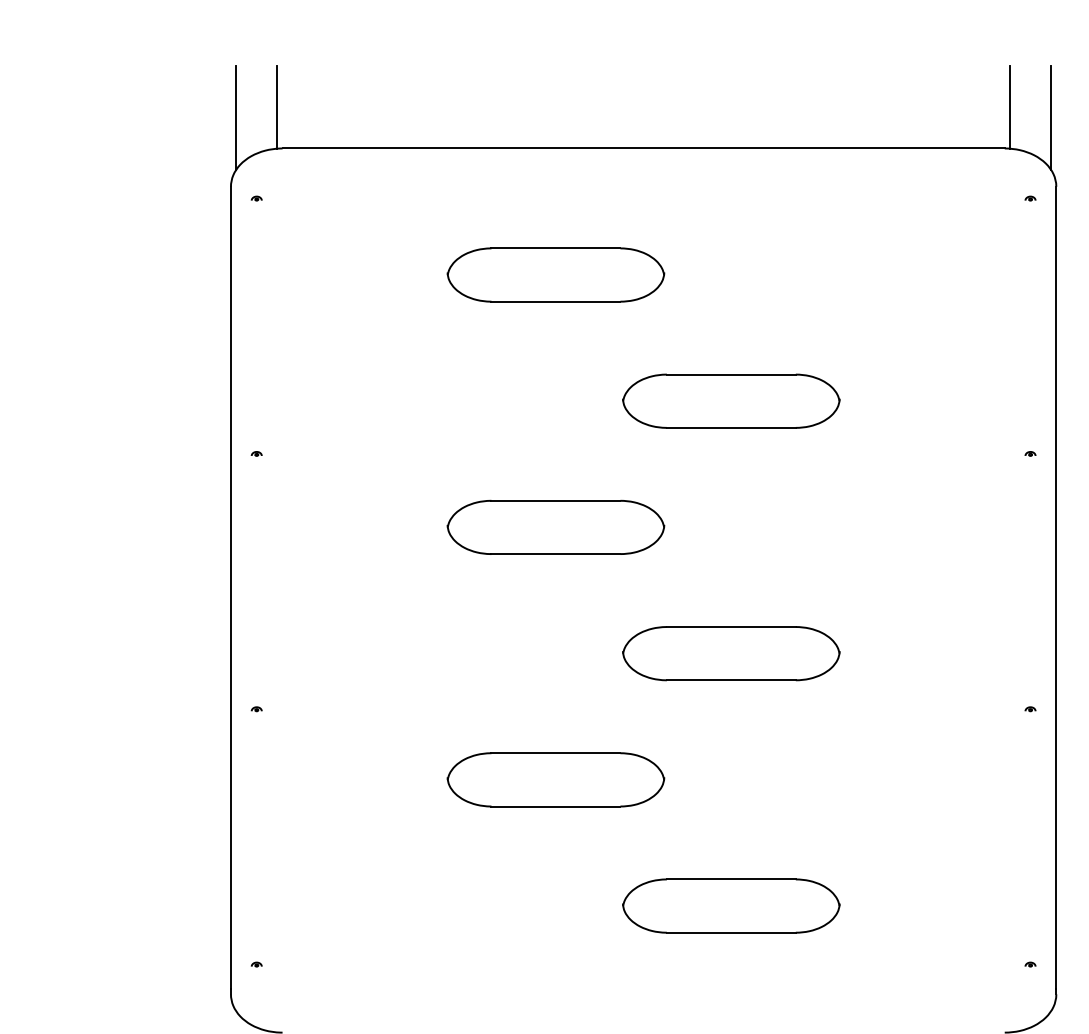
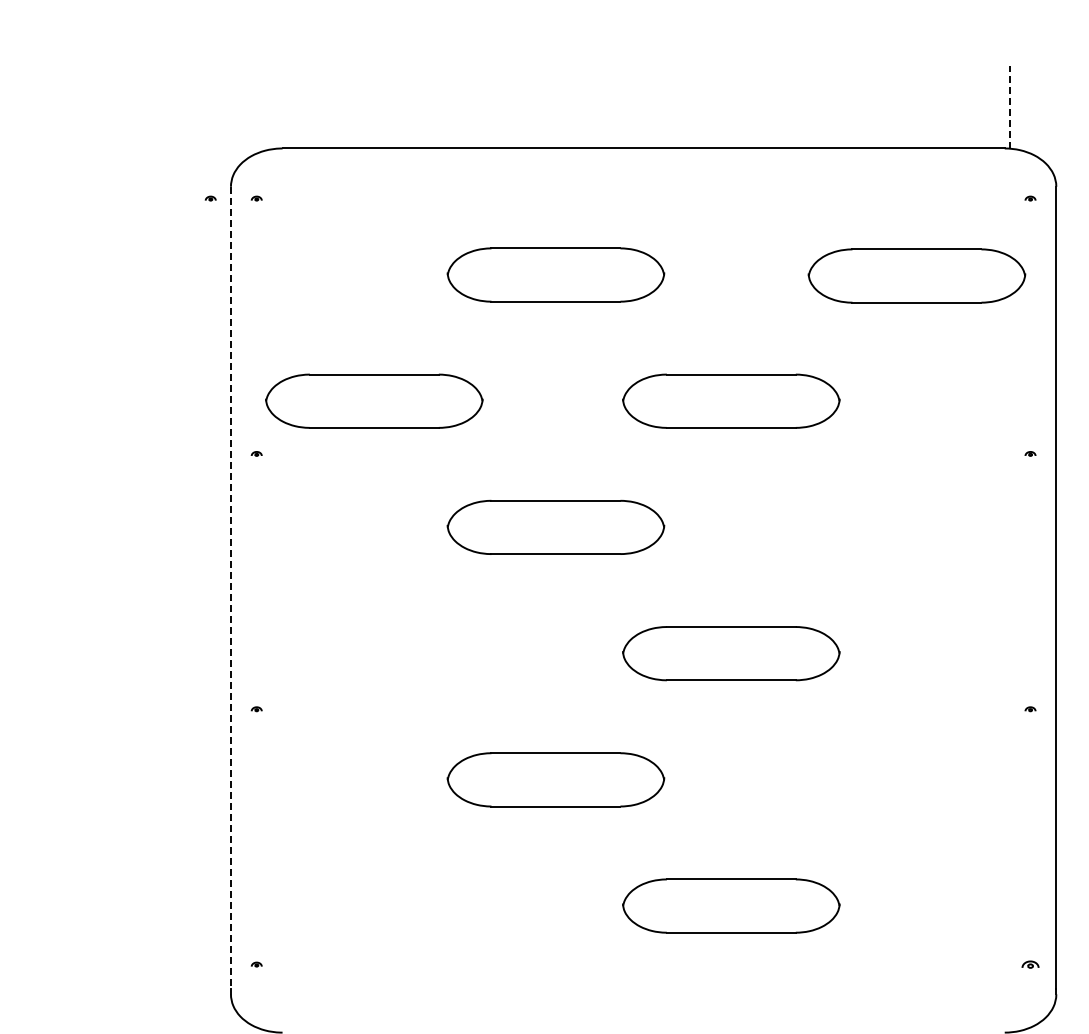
line: present -> none (277, 107)
line: solid -> dashed (1009, 107)
line: present -> none (236, 117)
line: present -> none (1051, 117)
part: none -> present (210, 198)
part: none -> present (916, 275)
part: none -> present (374, 400)
line: solid -> dashed (230, 588)
part size: 13x7 px -> 19x9 px (1030, 964)
